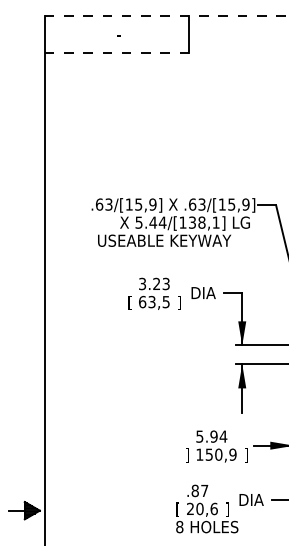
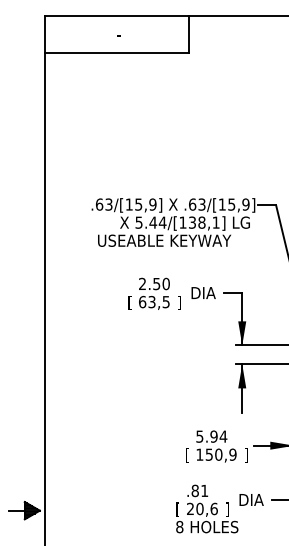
line: dashed -> solid (166, 16)
line: dashed -> solid (117, 52)
text: 3.23 -> 2.50 (154, 283)
text: ] -> [ (187, 455)
text: .87 -> .81 (204, 490)
